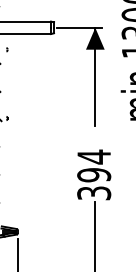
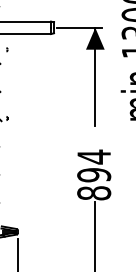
text: 394 -> 894 (94, 193)
